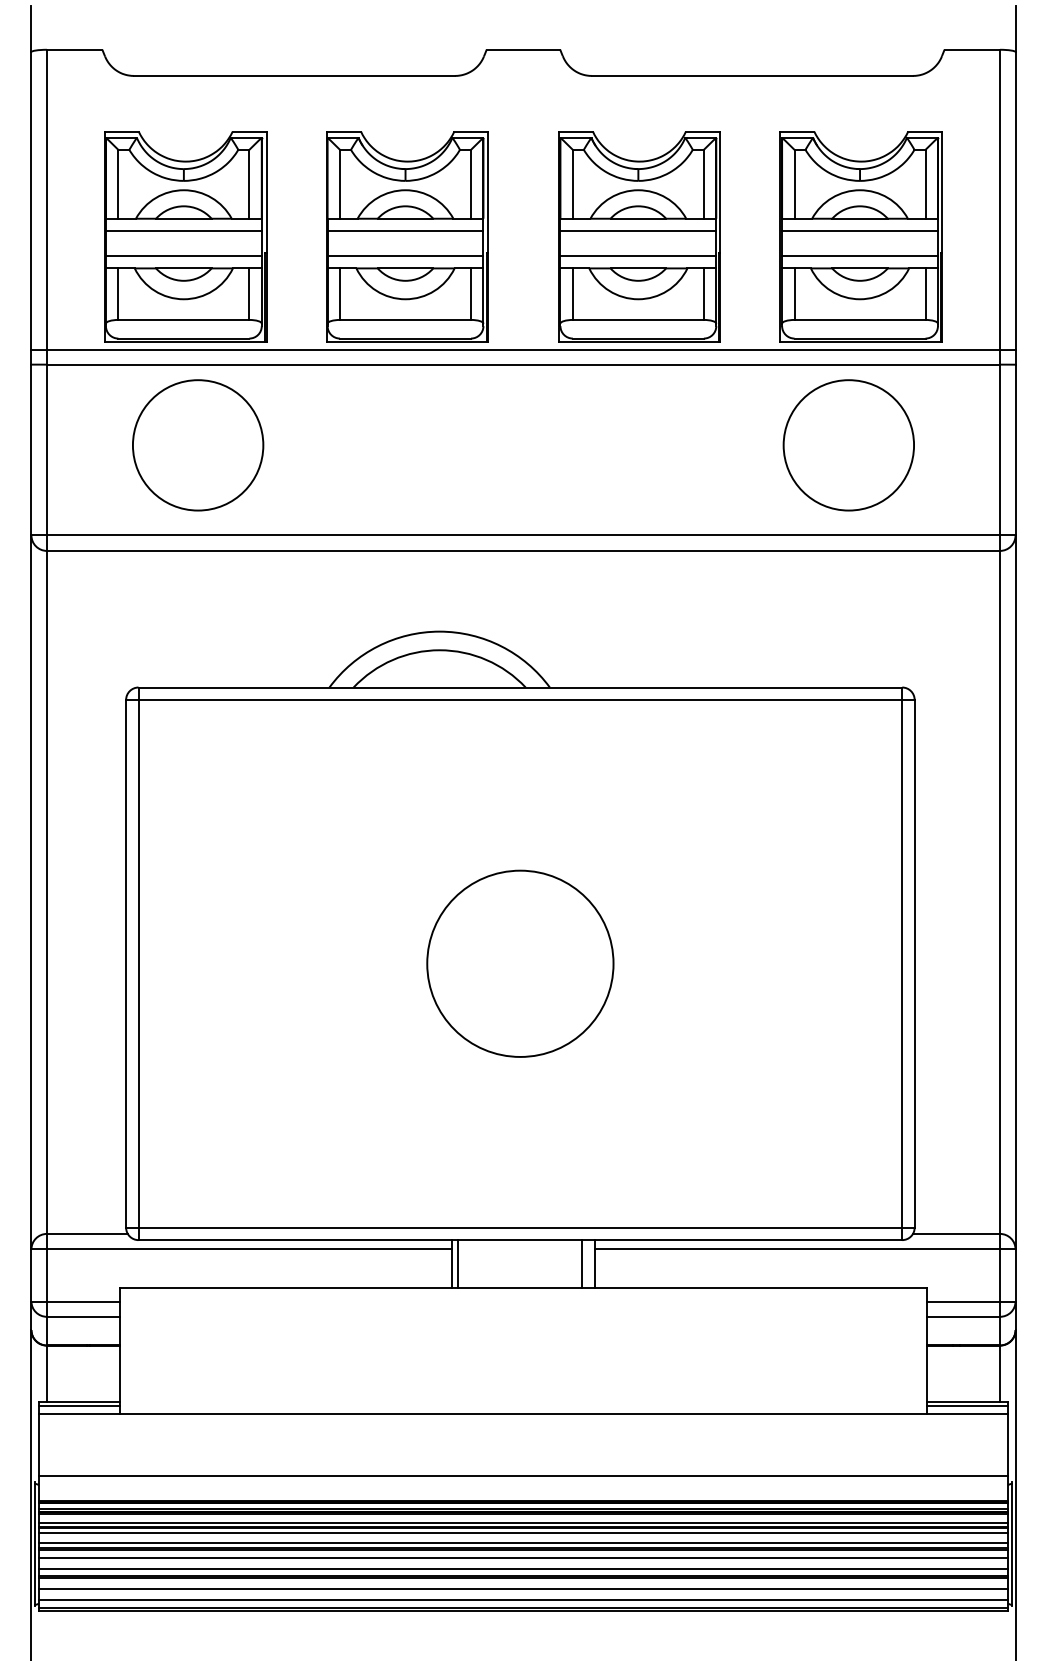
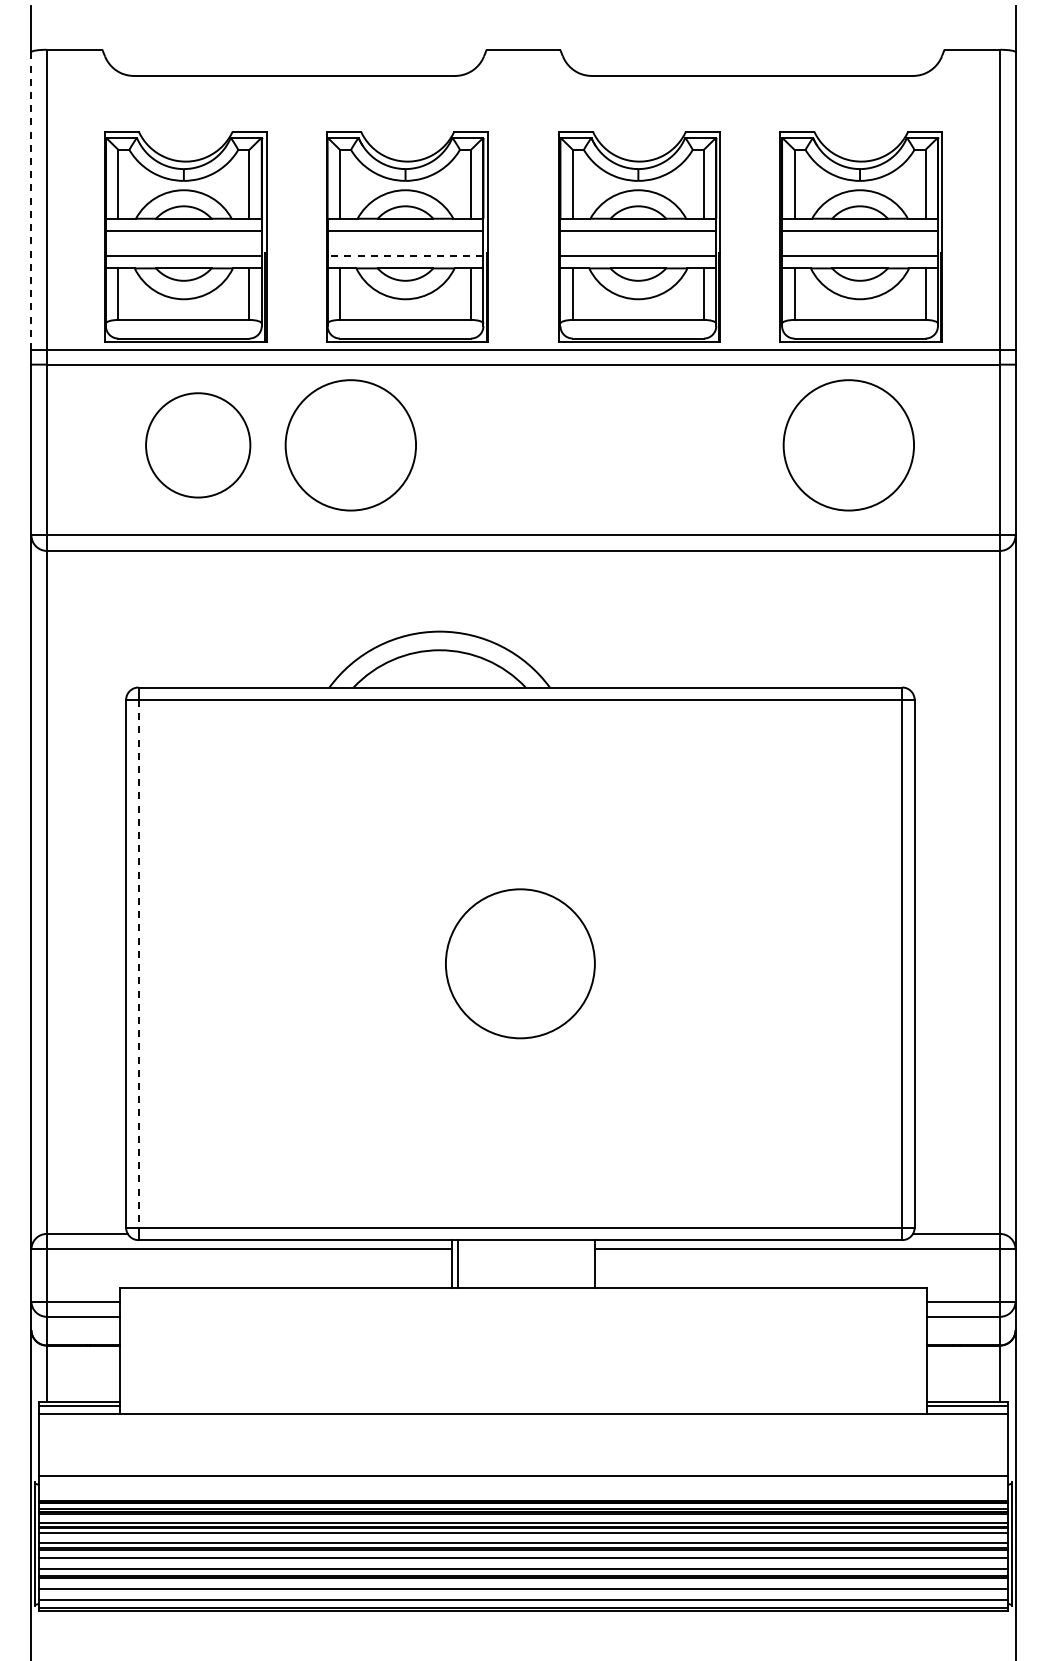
line: solid -> dashed (31, 201)
line: solid -> dashed (405, 256)
circle size: 133x133 px -> 107x107 px (198, 445)
circle: none -> present (350, 445)
line: solid -> dashed (138, 963)
circle diameter: 186 px -> 149 px (519, 963)
line: present -> none (582, 1263)
